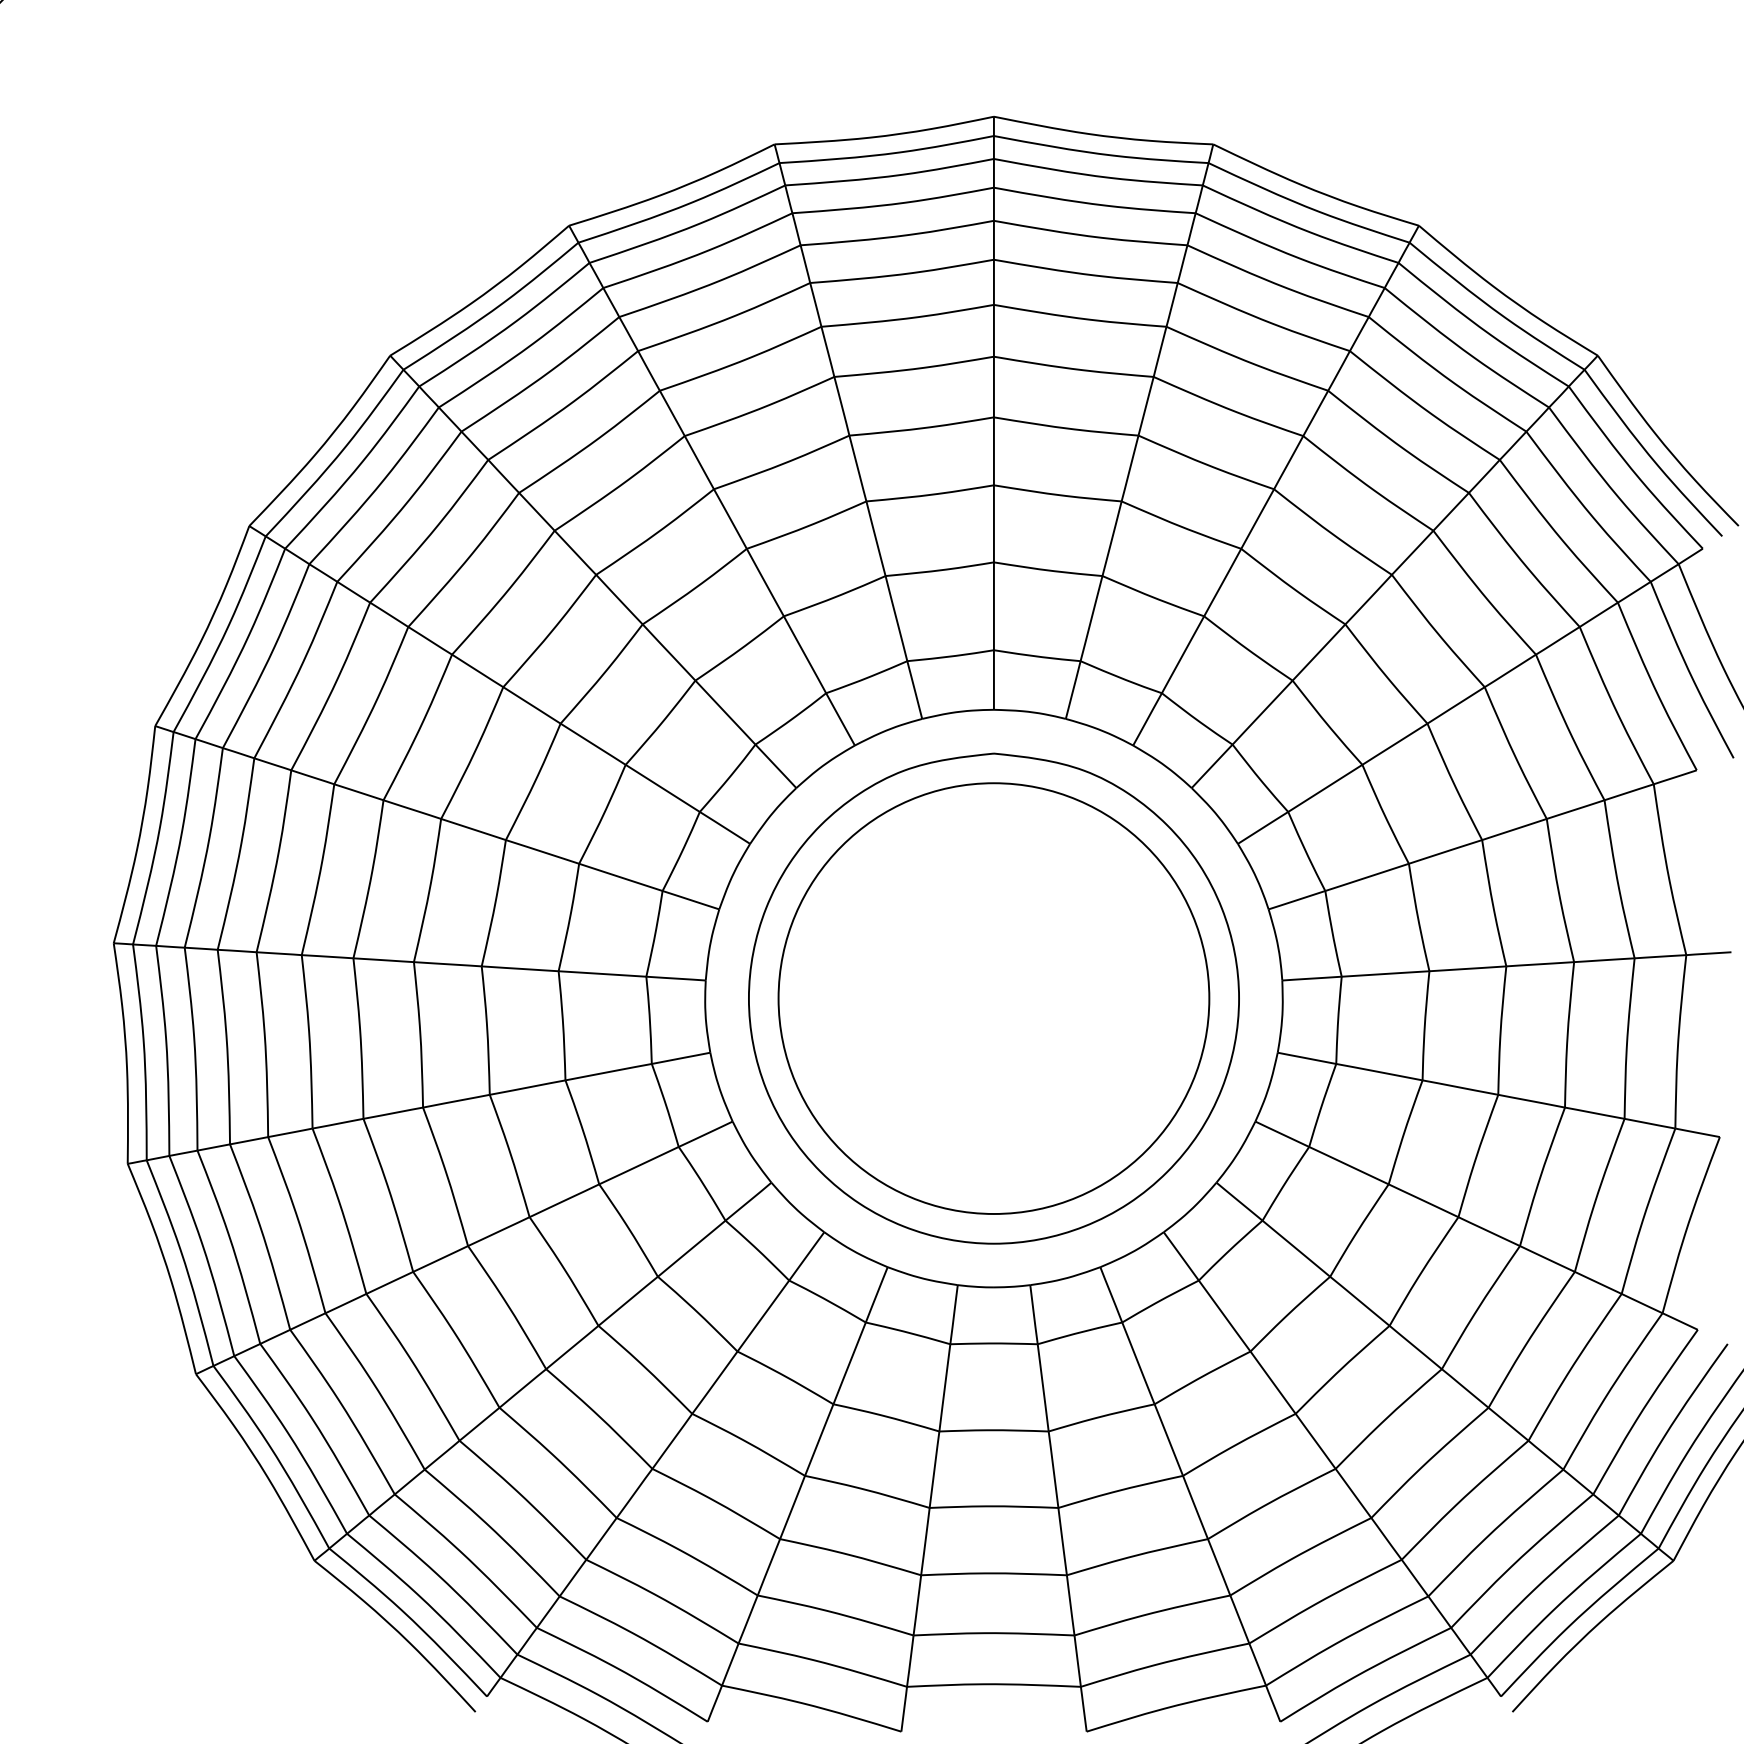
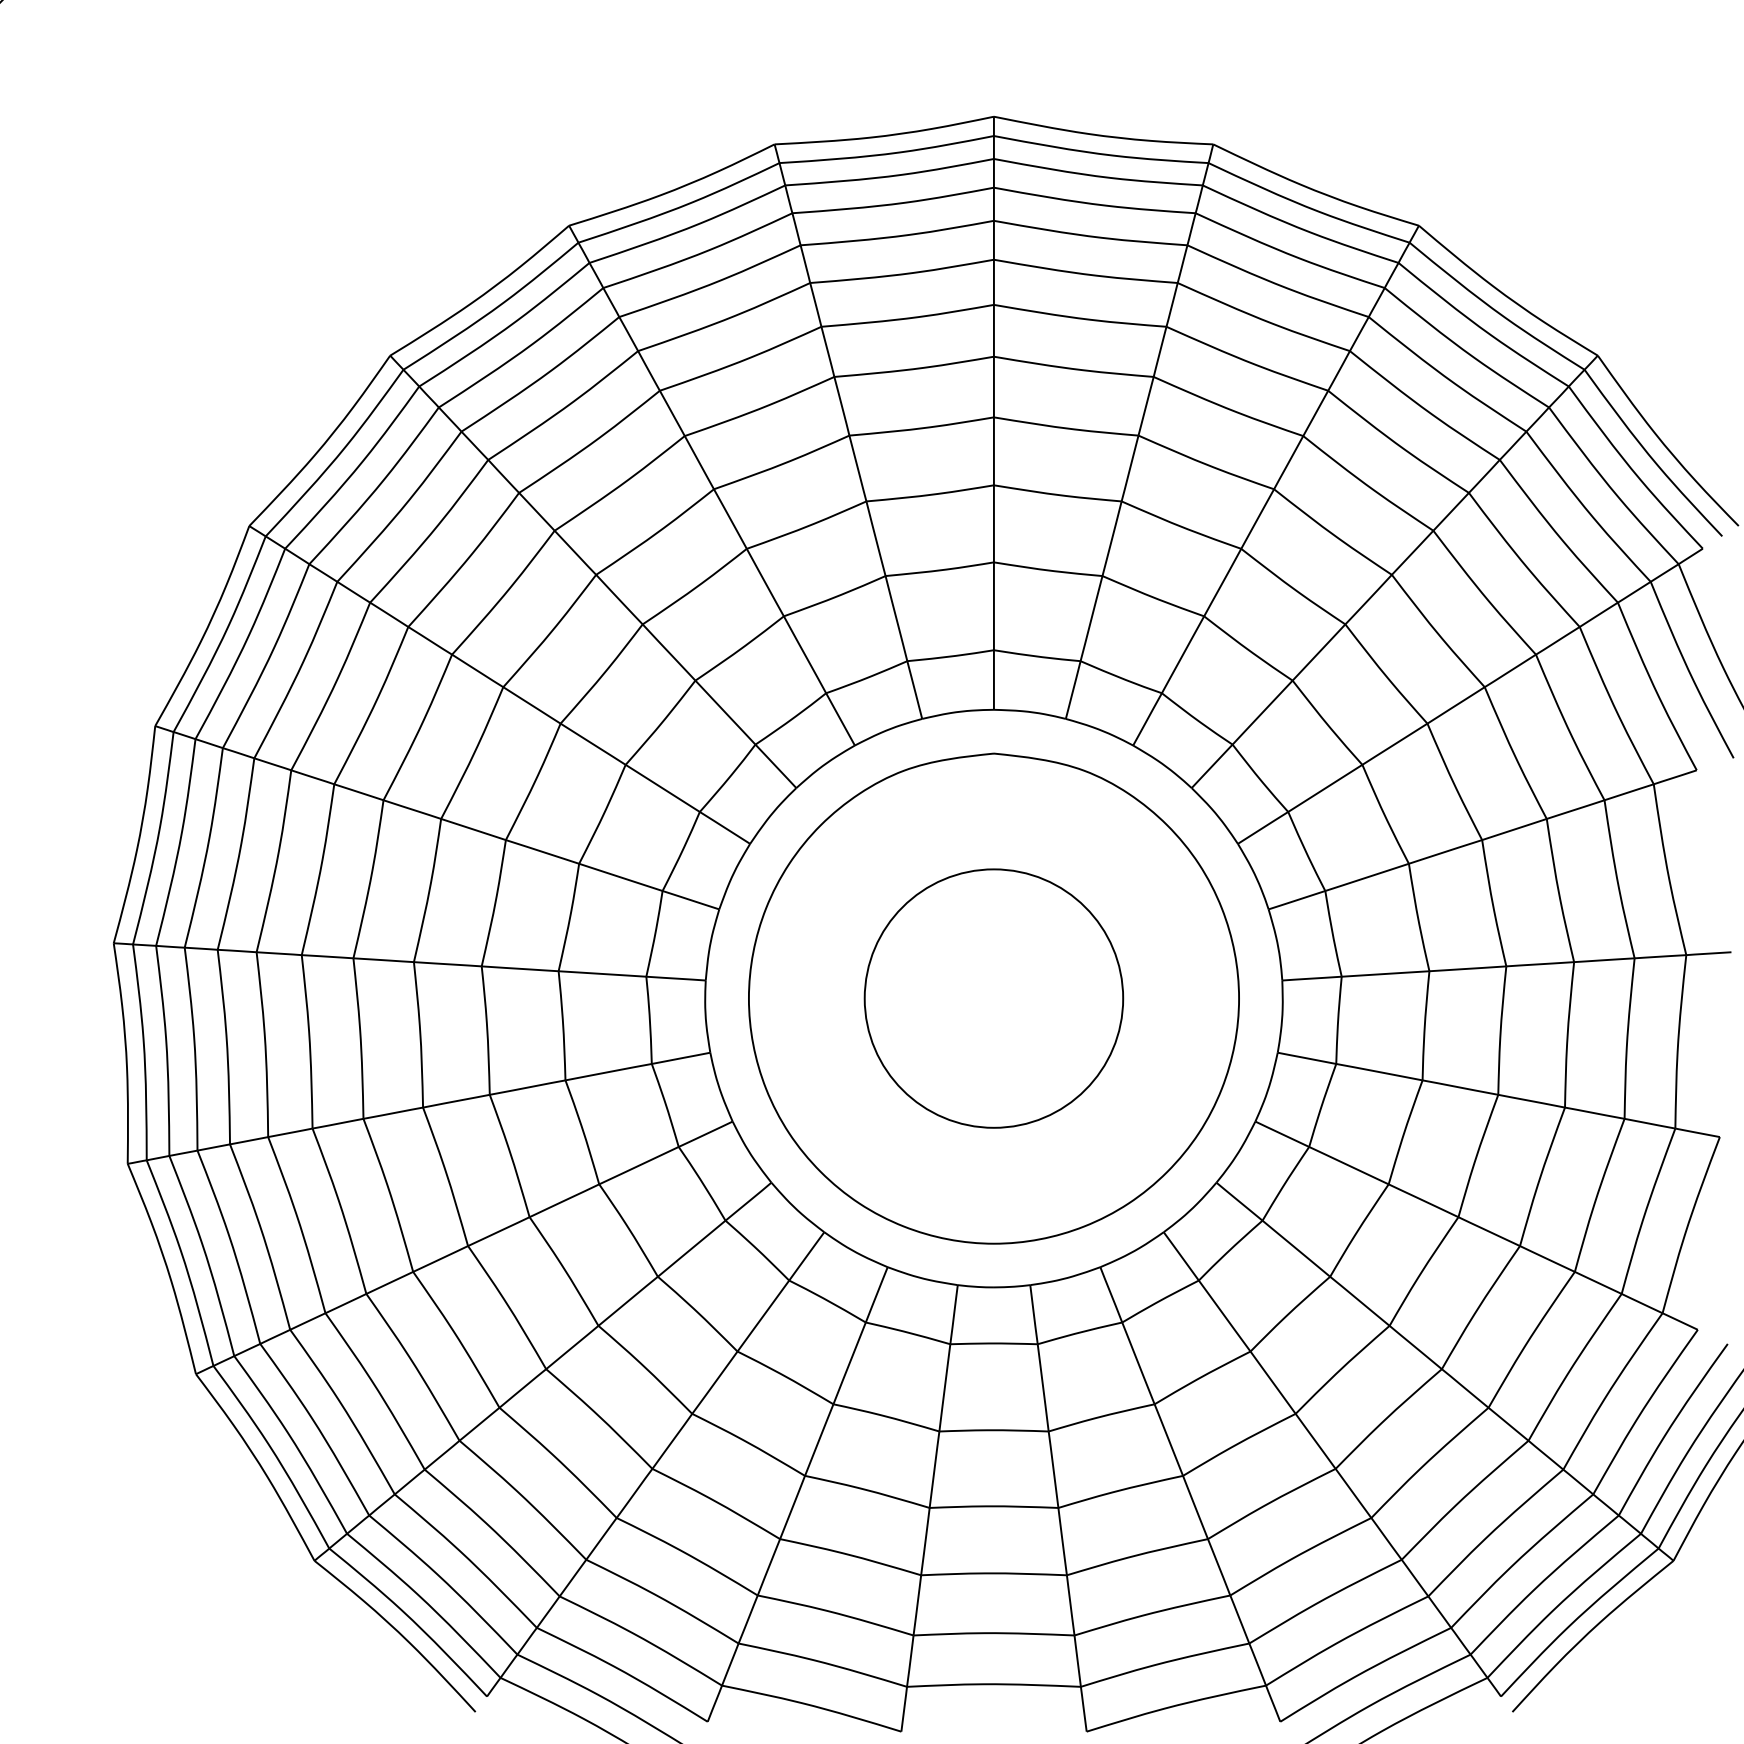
circle diameter: 431 px -> 258 px (993, 998)
